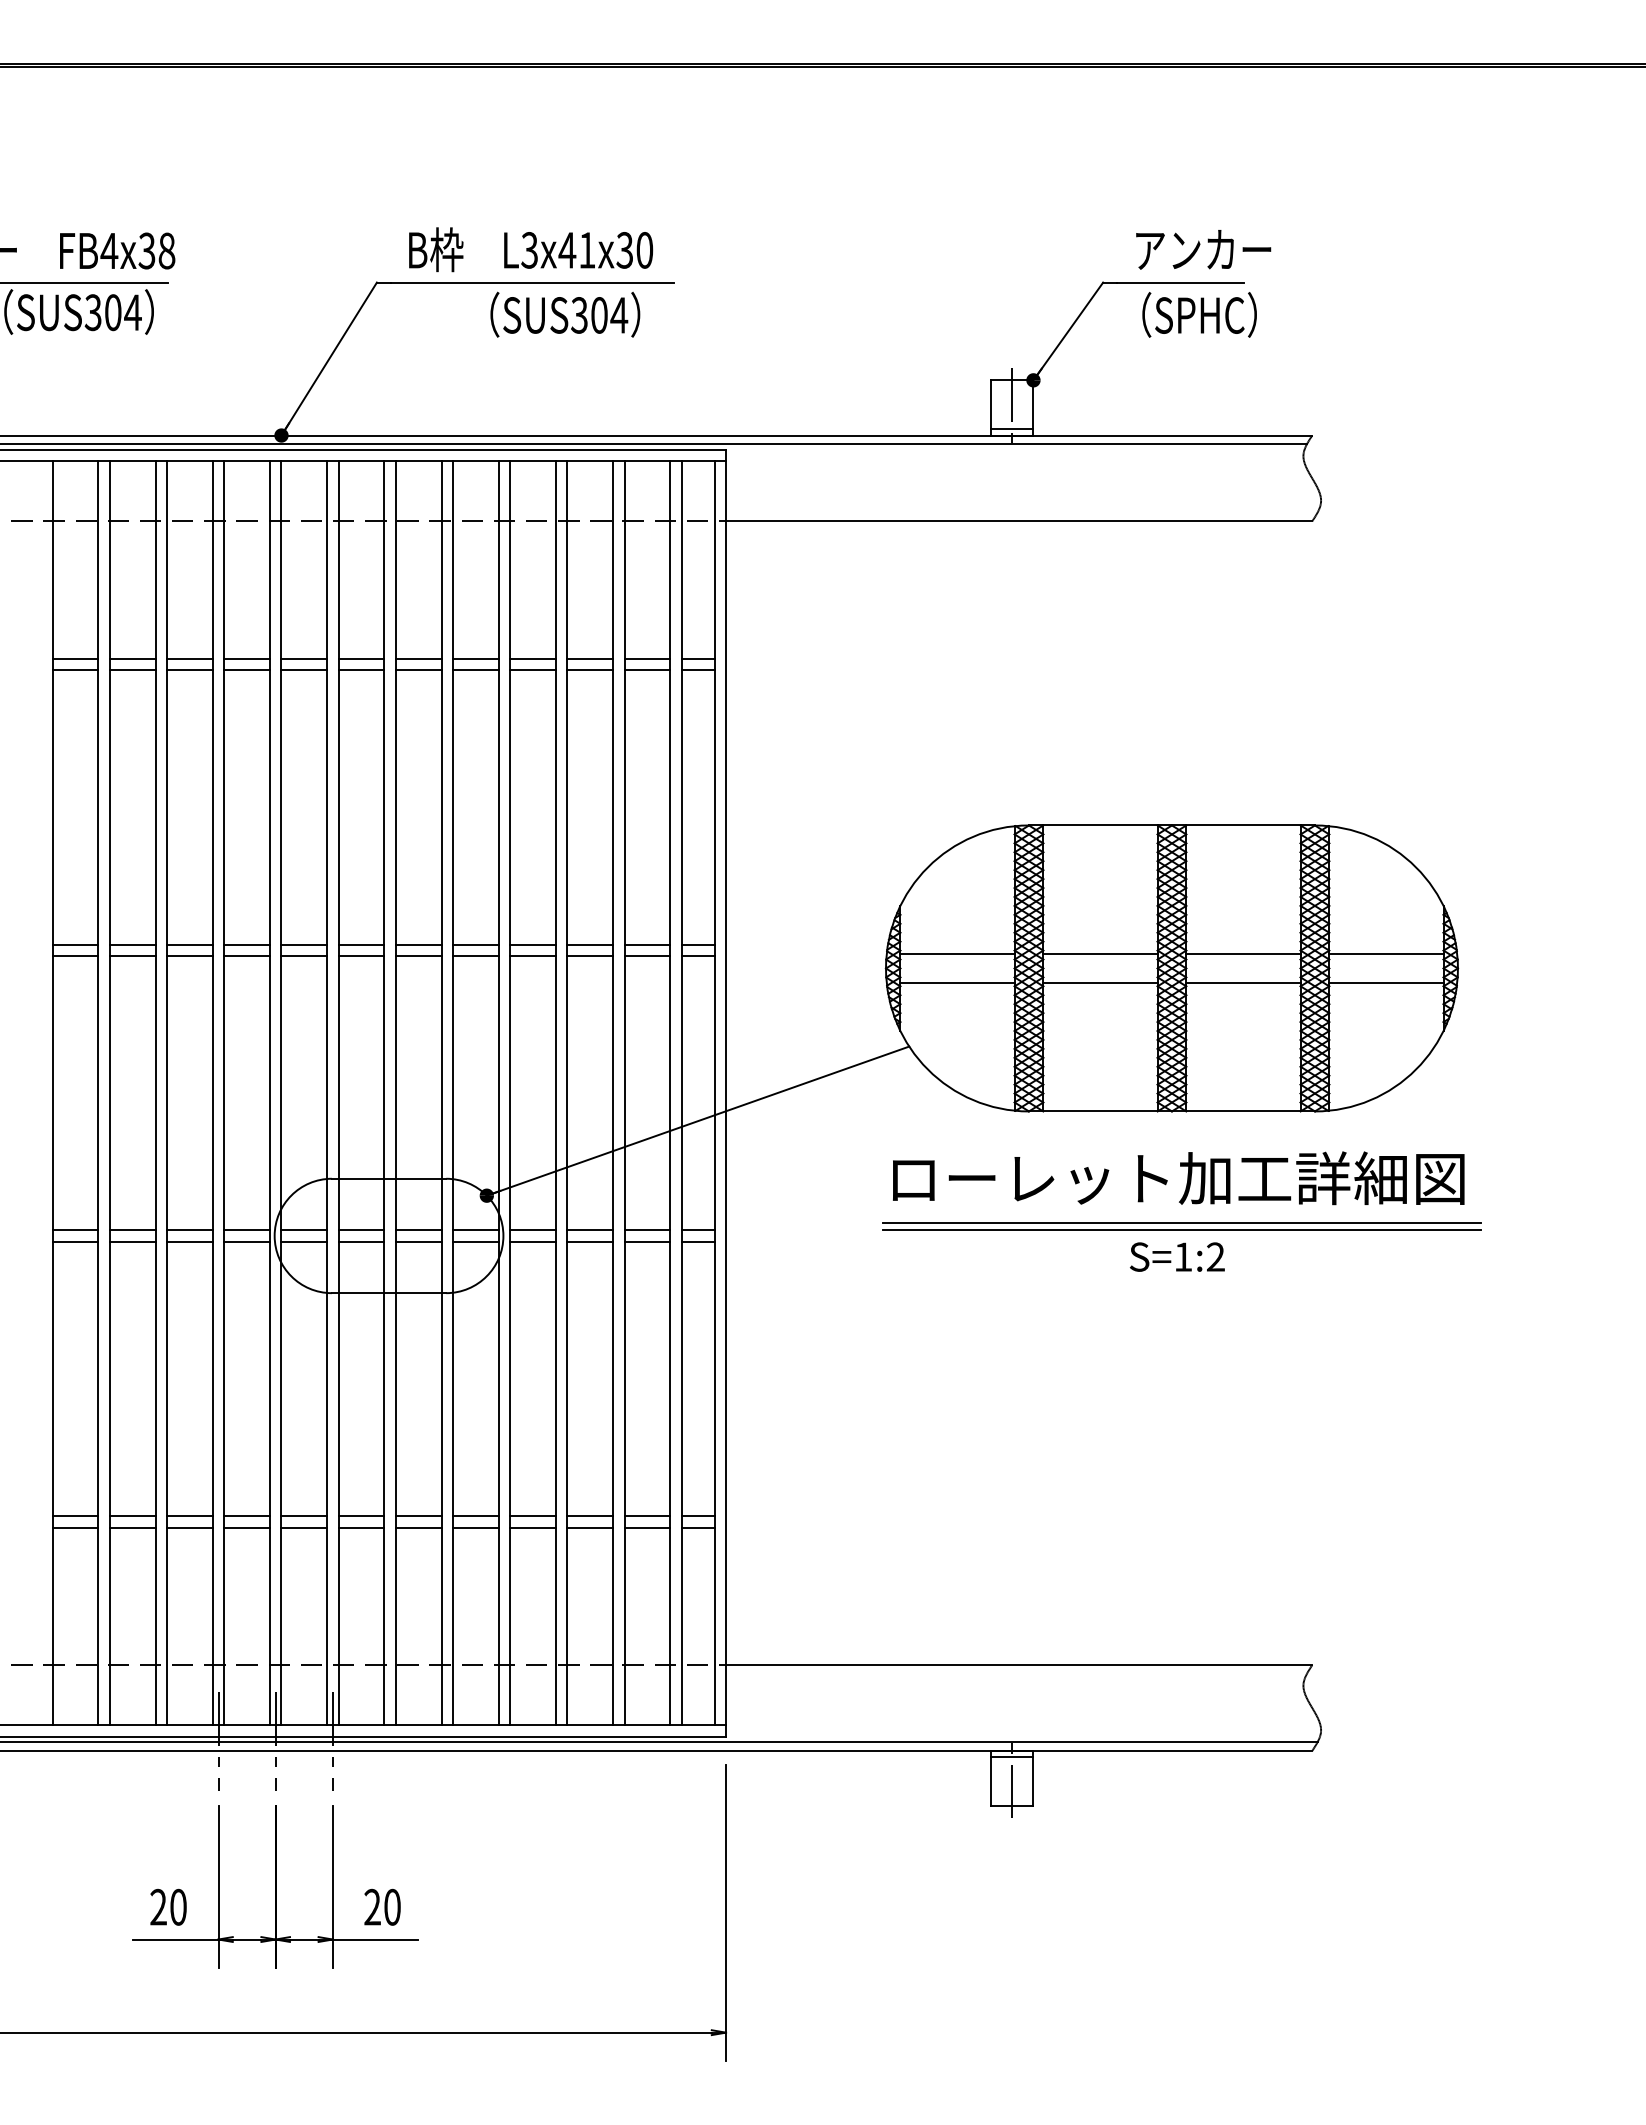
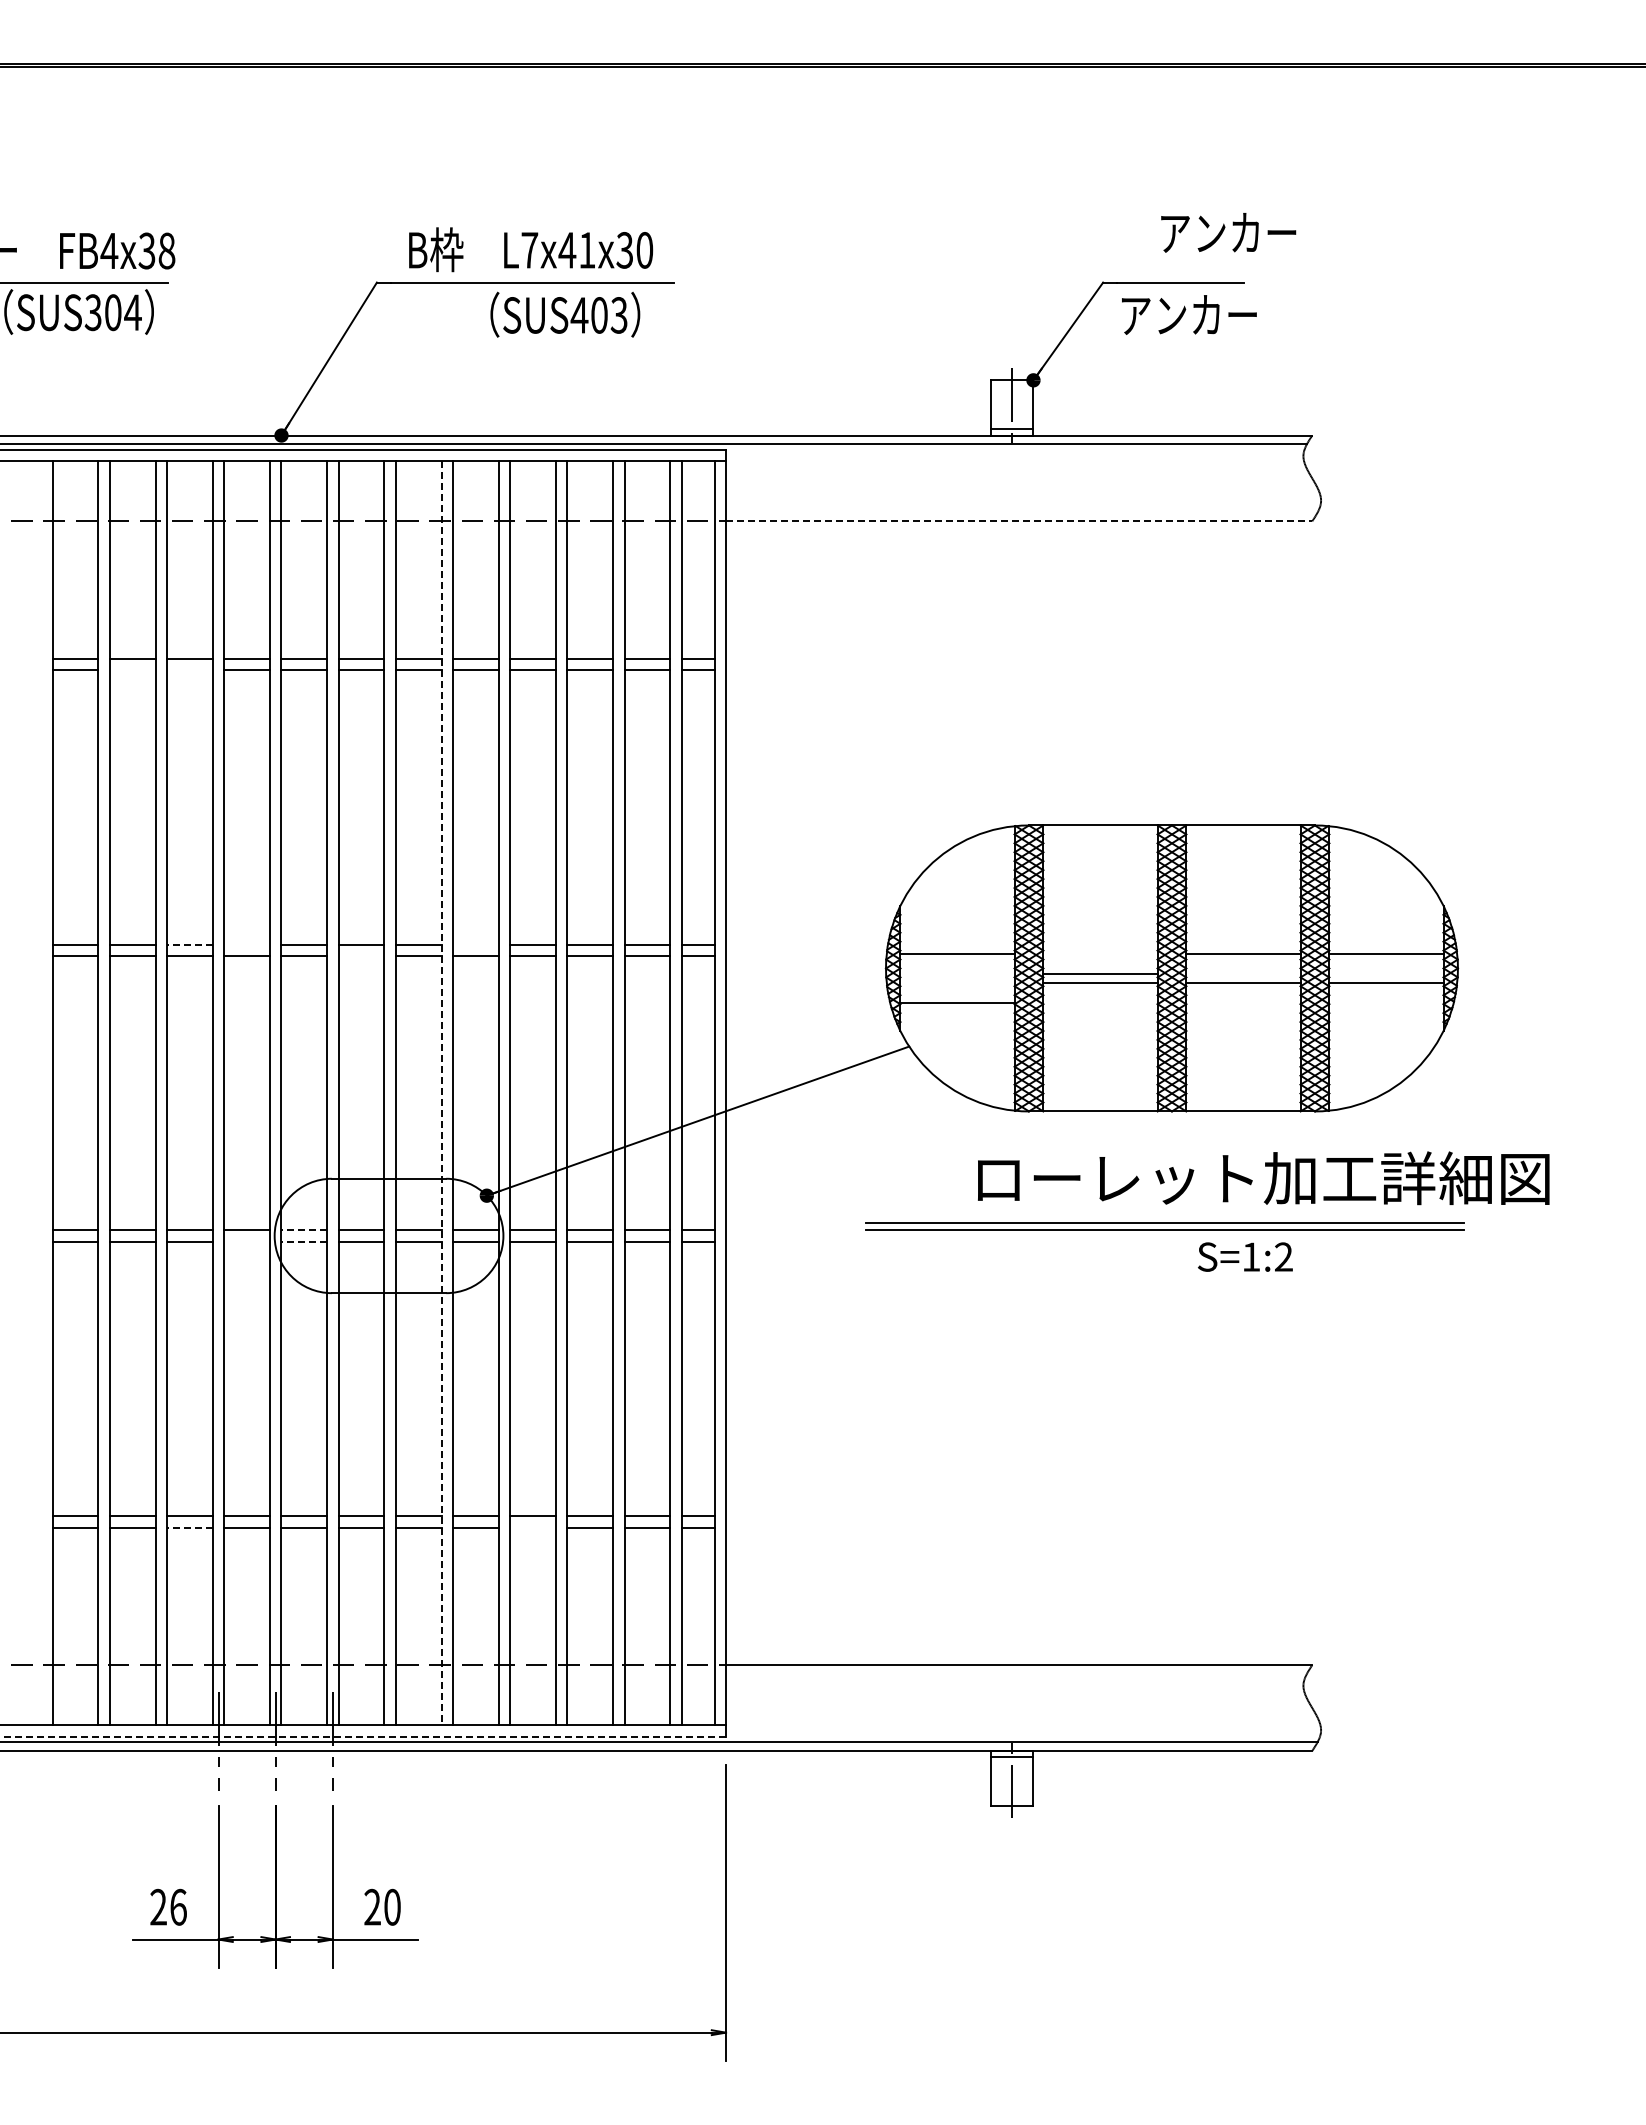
text position: (1203, 249) -> (1228, 232) (1228, 232)
text: L3x41x30 -> L7x41x30 (529, 250)
text: （SPHC） -> アンカー (1189, 314)
text: SUS304 -> SUS403 (599, 315)
line: solid -> dashed (1019, 521)
line: present -> none (132, 670)
line: present -> none (189, 670)
line: solid -> dashed (189, 944)
line: present -> none (246, 944)
line: present -> none (475, 944)
line position: (1100, 954) -> (1100, 974) (1100, 974)
line: present -> none (361, 955)
line position: (957, 982) -> (957, 1002) (957, 1002)
line: solid -> dashed (441, 1093)
text position: (1178, 1178) -> (1263, 1178) (1263, 1178)
part position: (1181, 1226) -> (1164, 1226) (1164, 1226)
line: solid -> dashed (304, 1230)
line: present -> none (246, 1241)
line: solid -> dashed (304, 1241)
text position: (1177, 1256) -> (1245, 1256) (1245, 1256)
line: solid -> dashed (189, 1527)
line: present -> none (532, 1527)
line: solid -> dashed (363, 1736)
text: 20 -> 26 (178, 1906)
